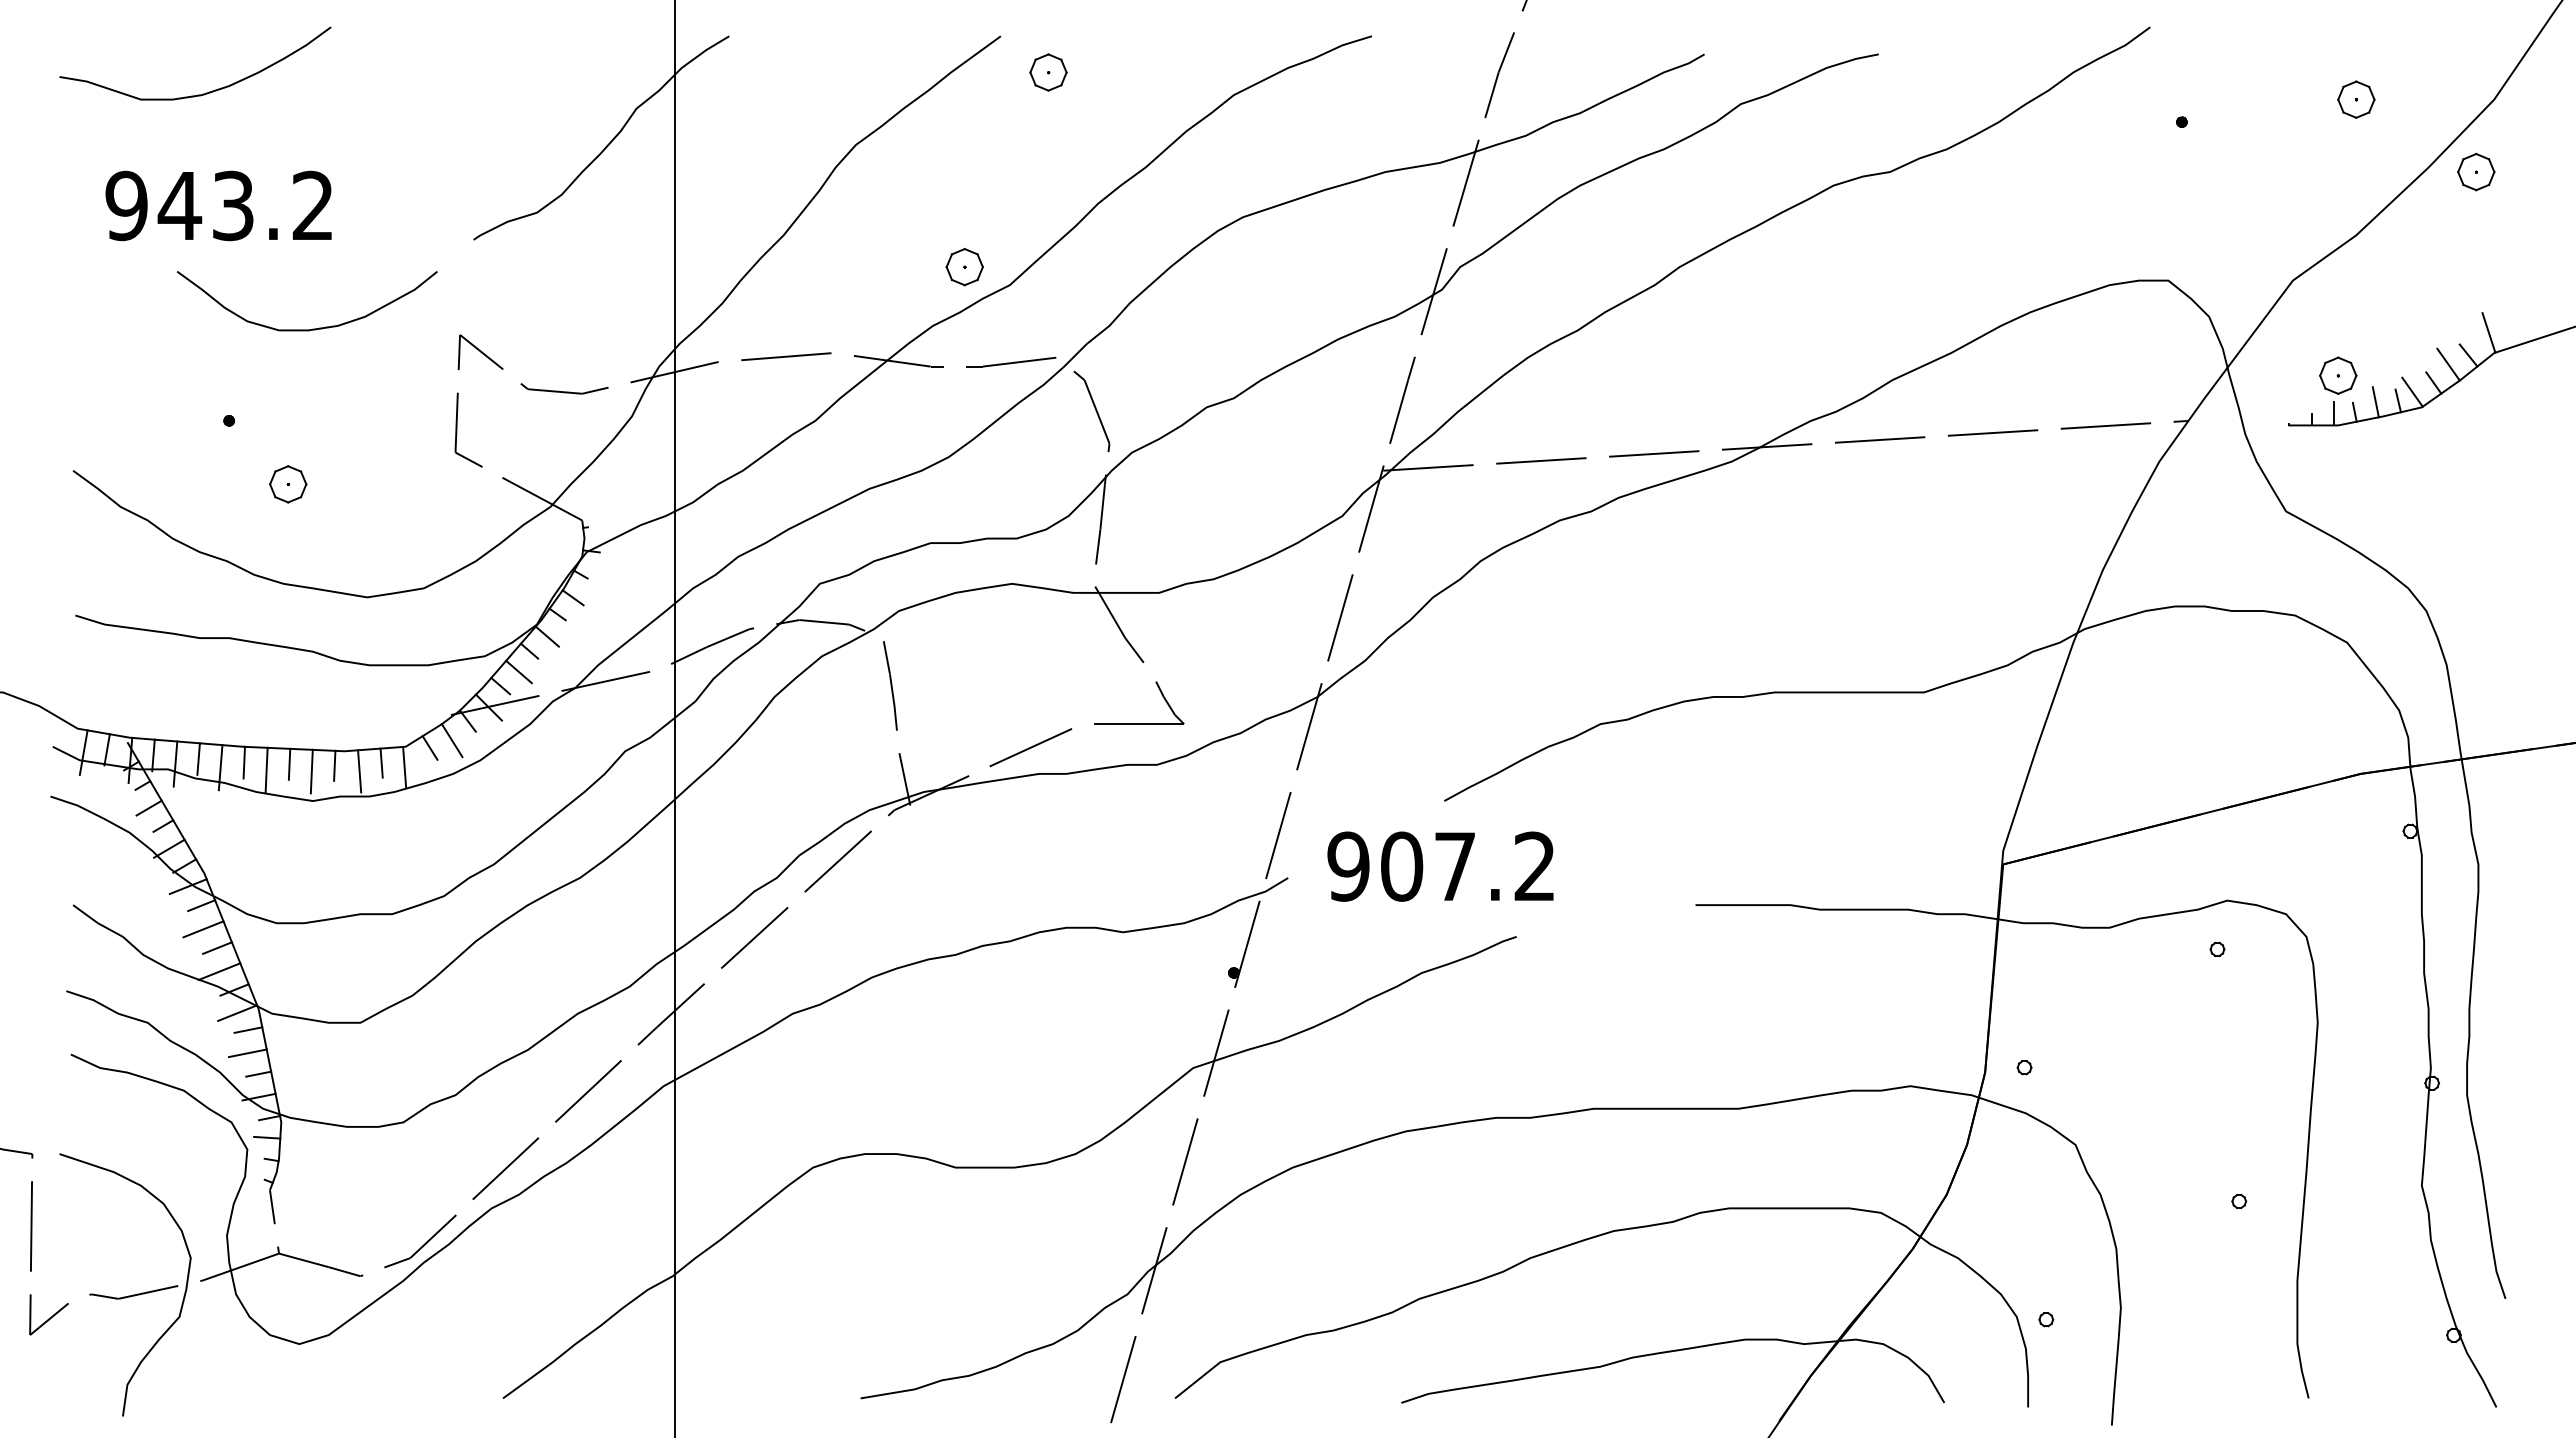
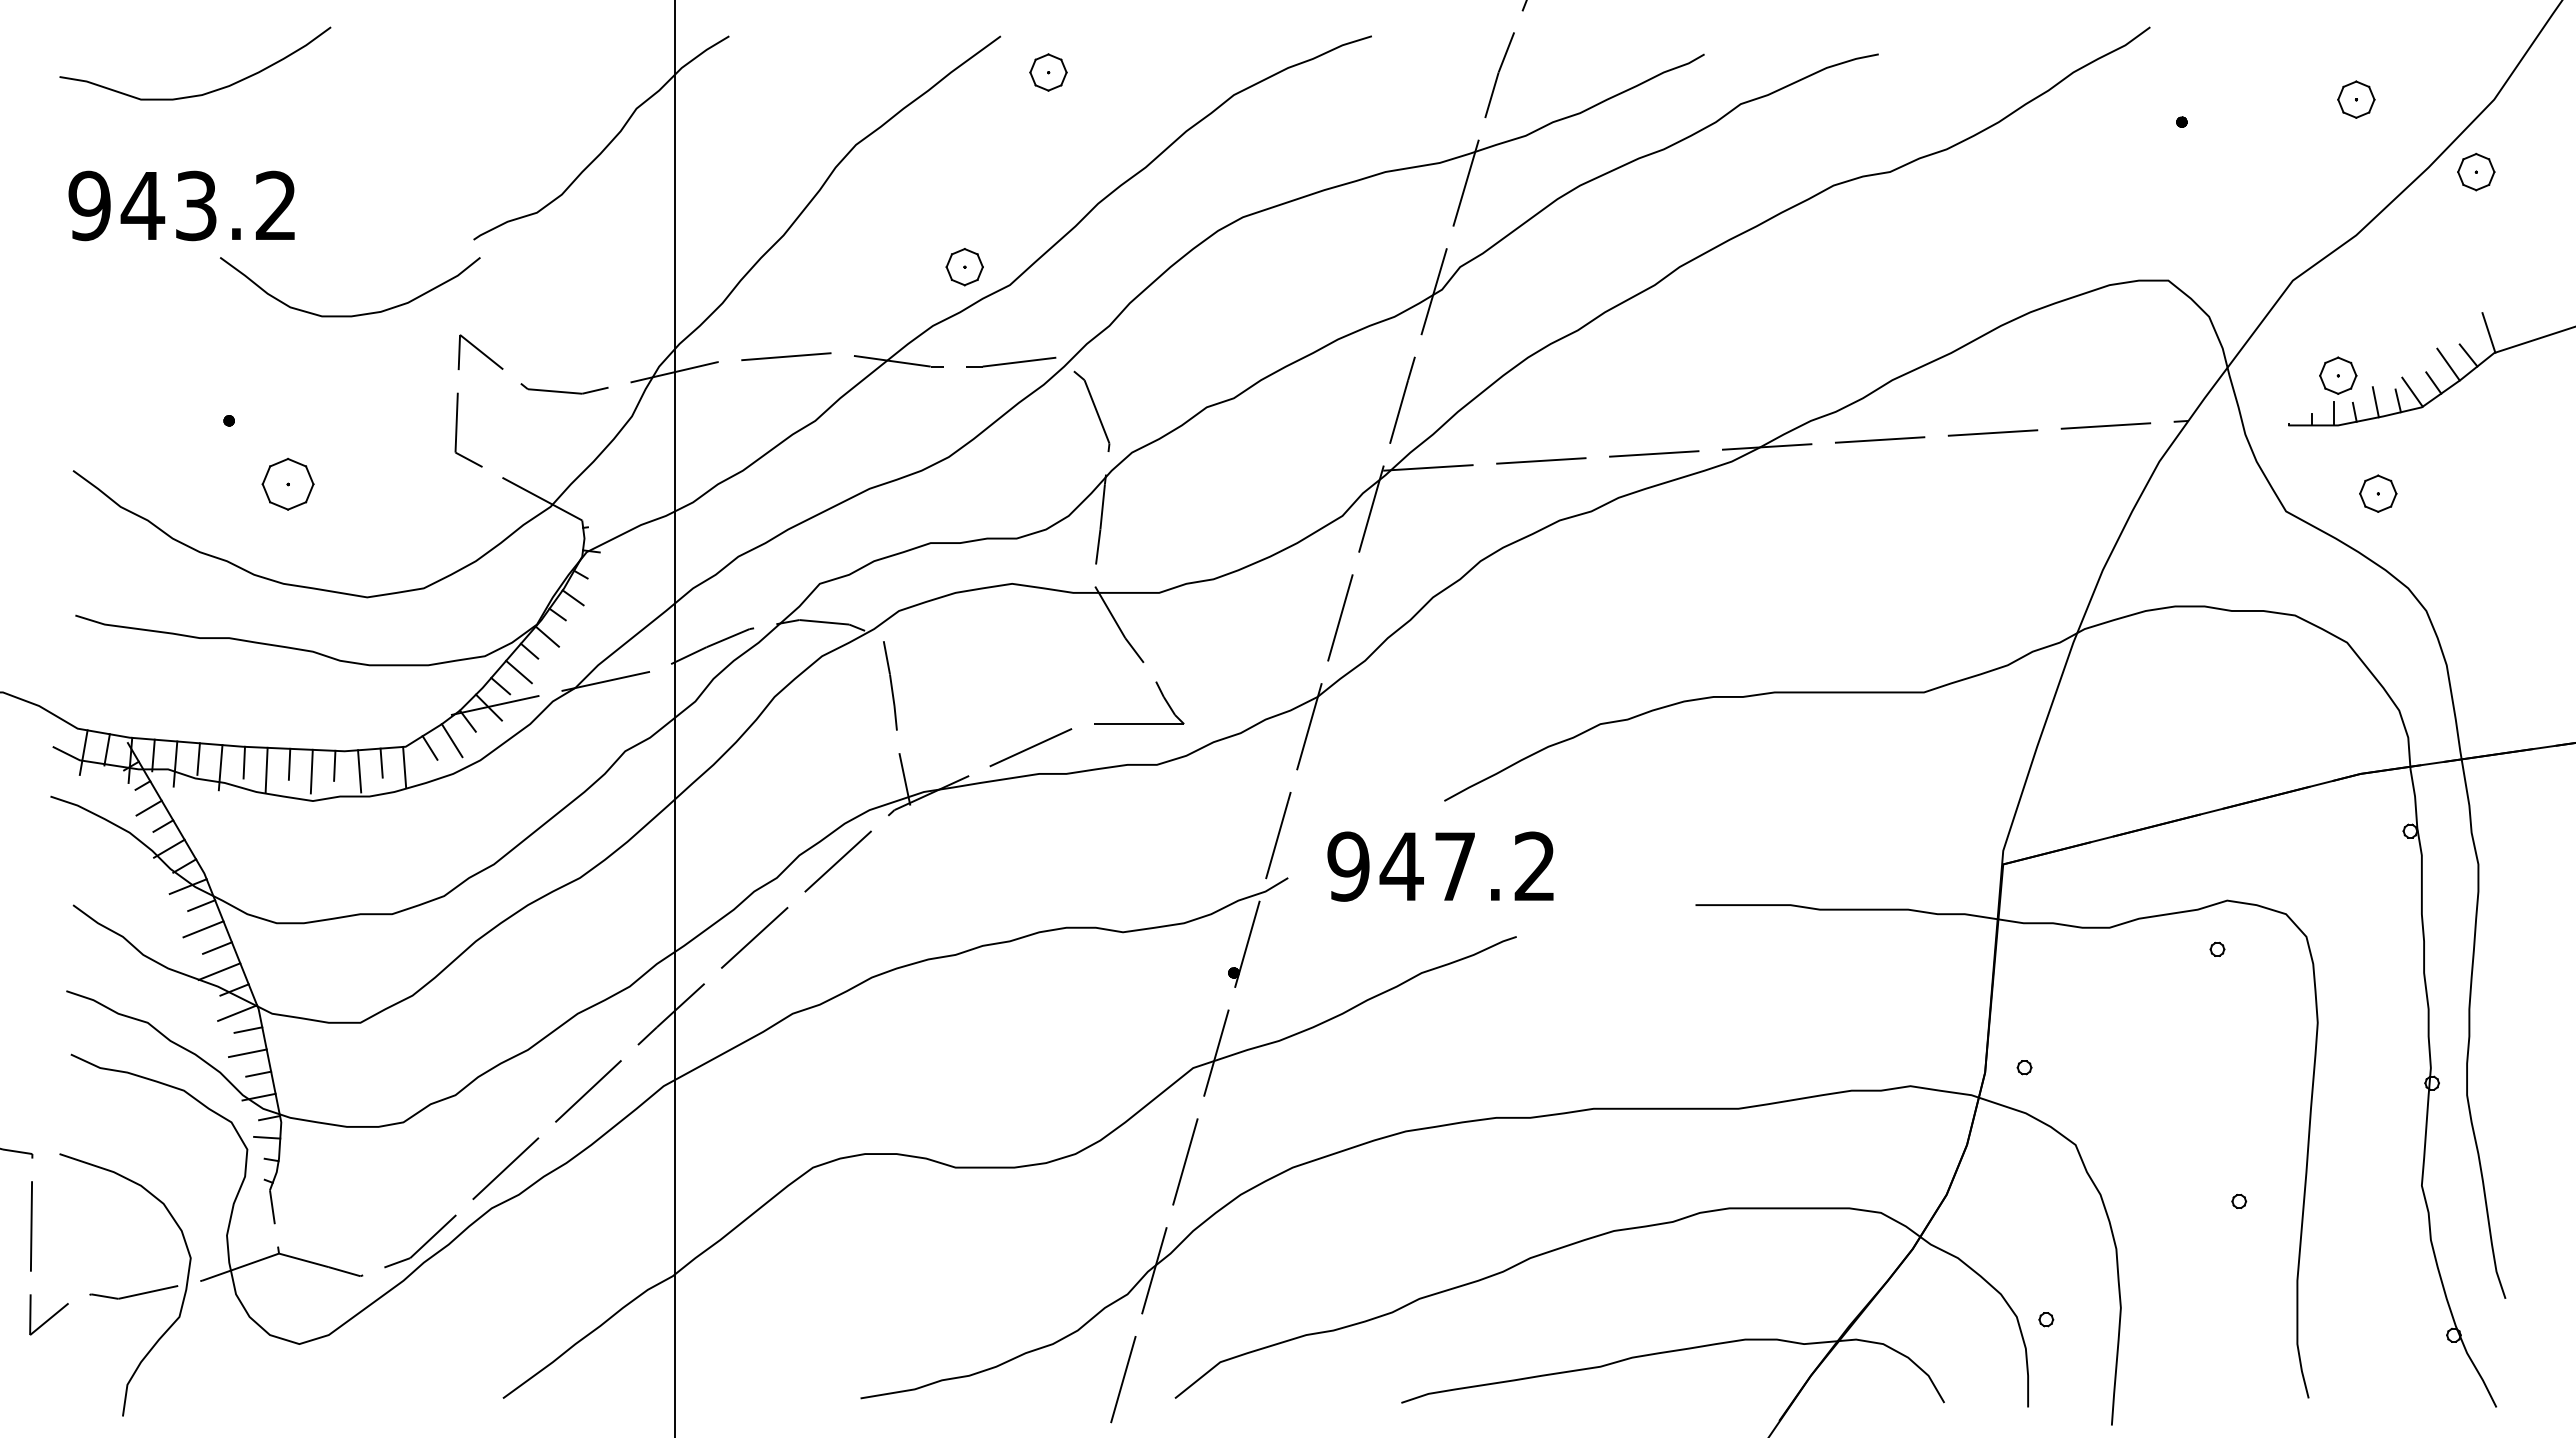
text position: (218, 205) -> (181, 205) (181, 205)
curve position: (312, 328) -> (355, 314) (355, 314)
part size: 39x39 px -> 54x54 px (287, 483)
part: none -> present (2378, 493)
text: 907.2 -> 947.2 (1401, 866)
